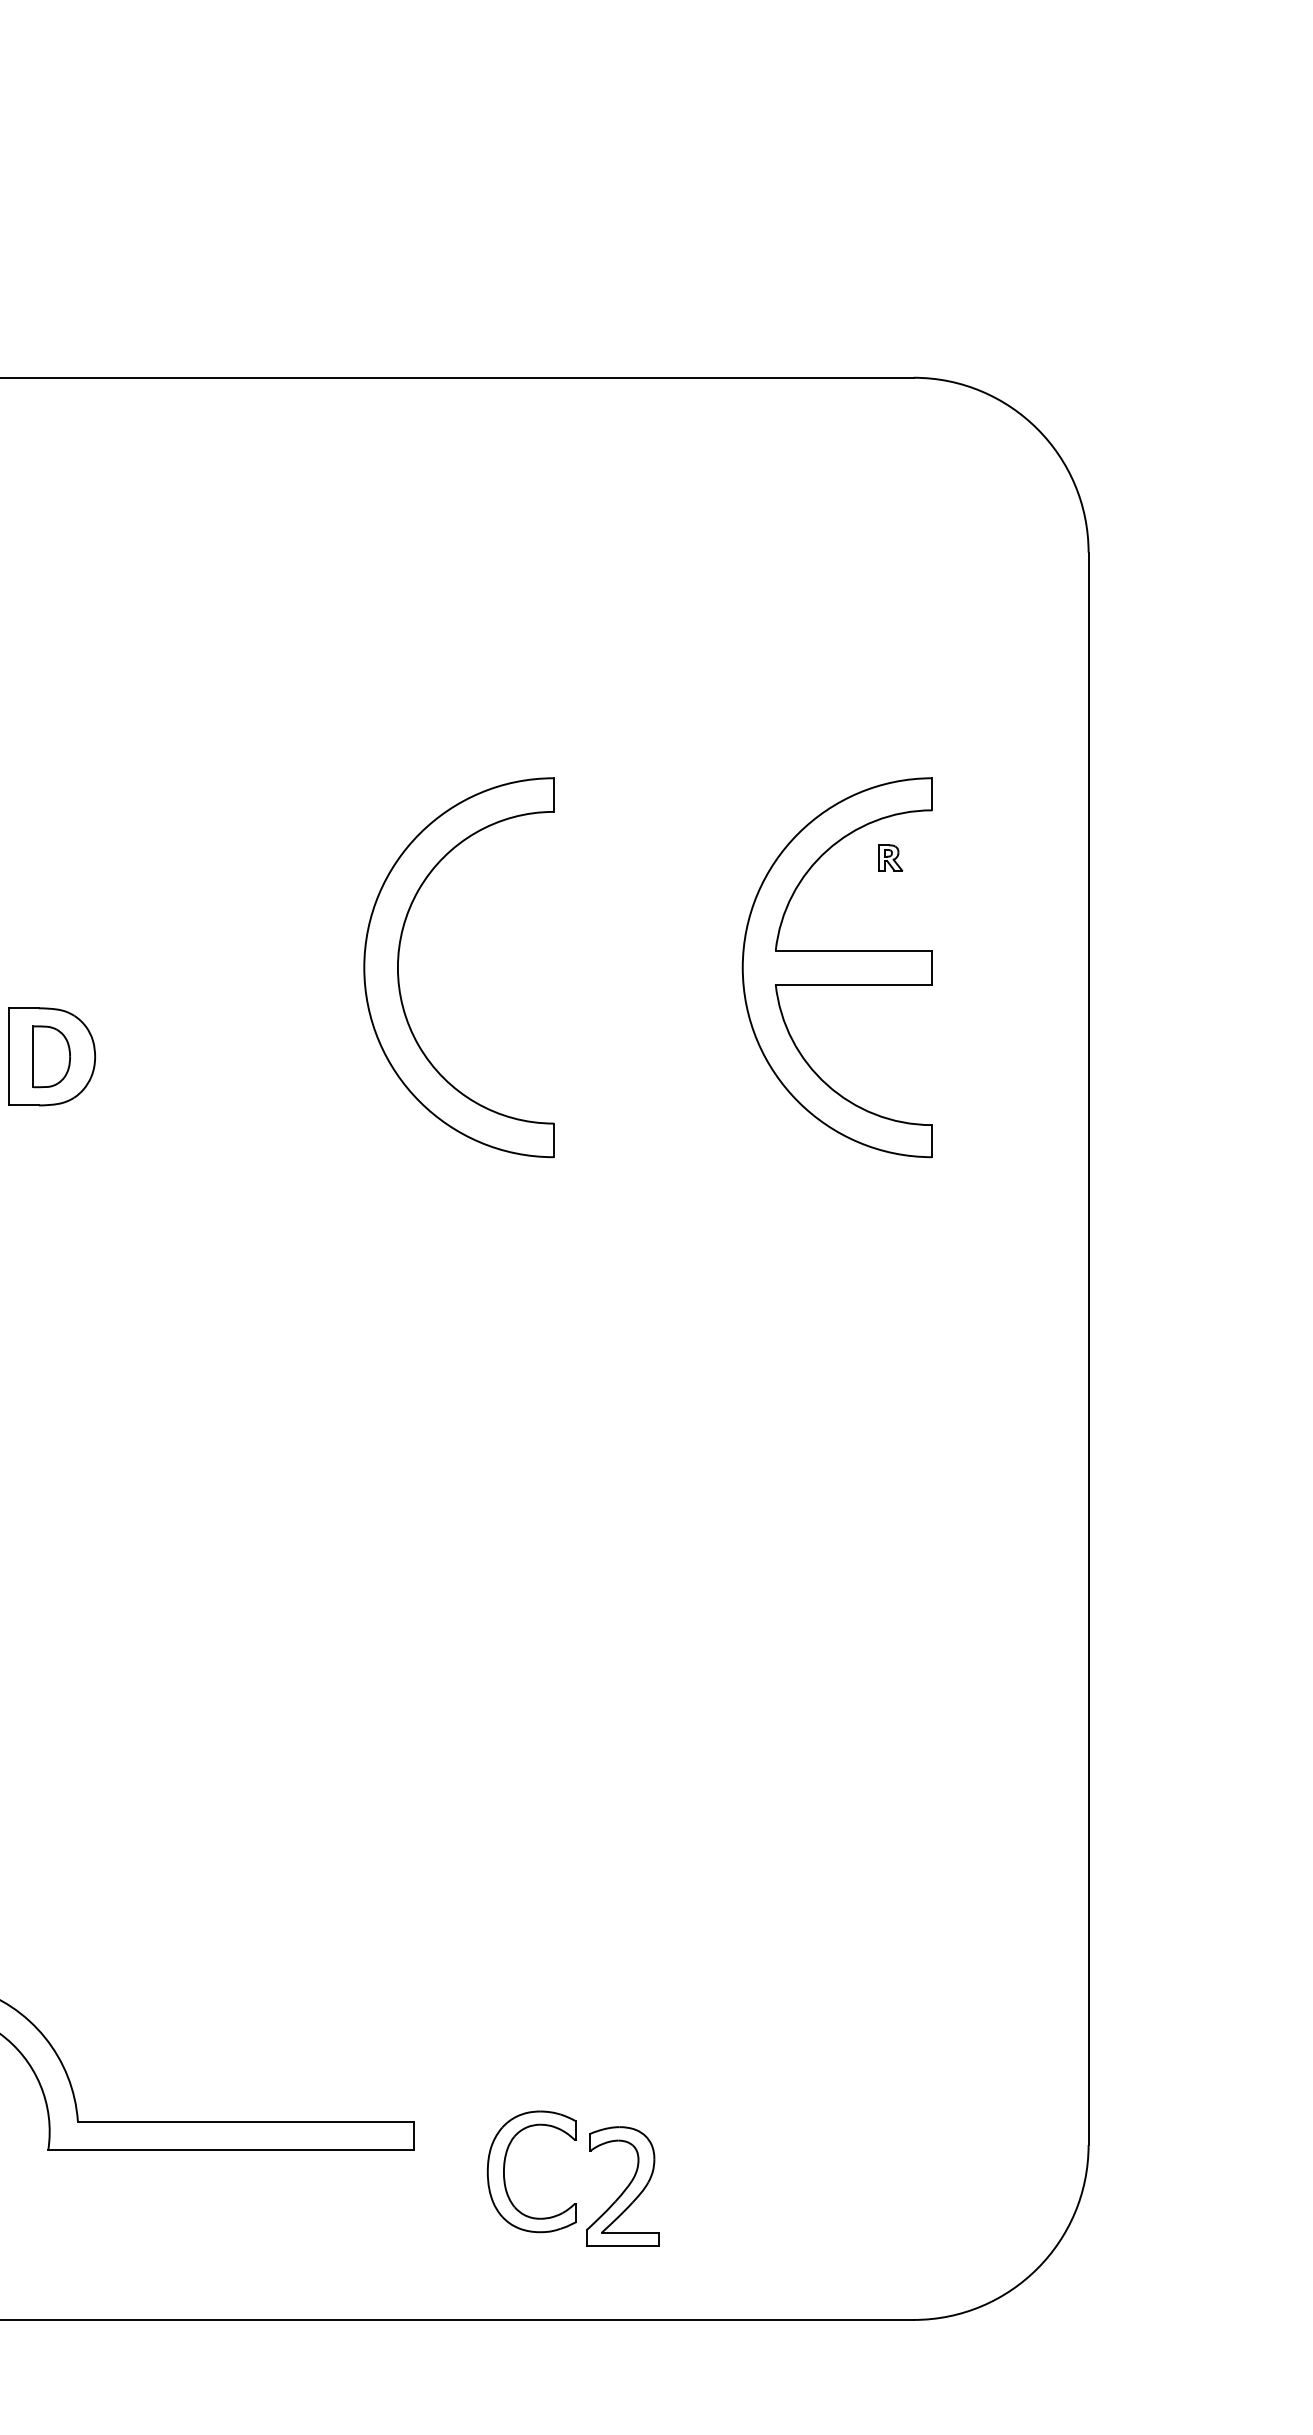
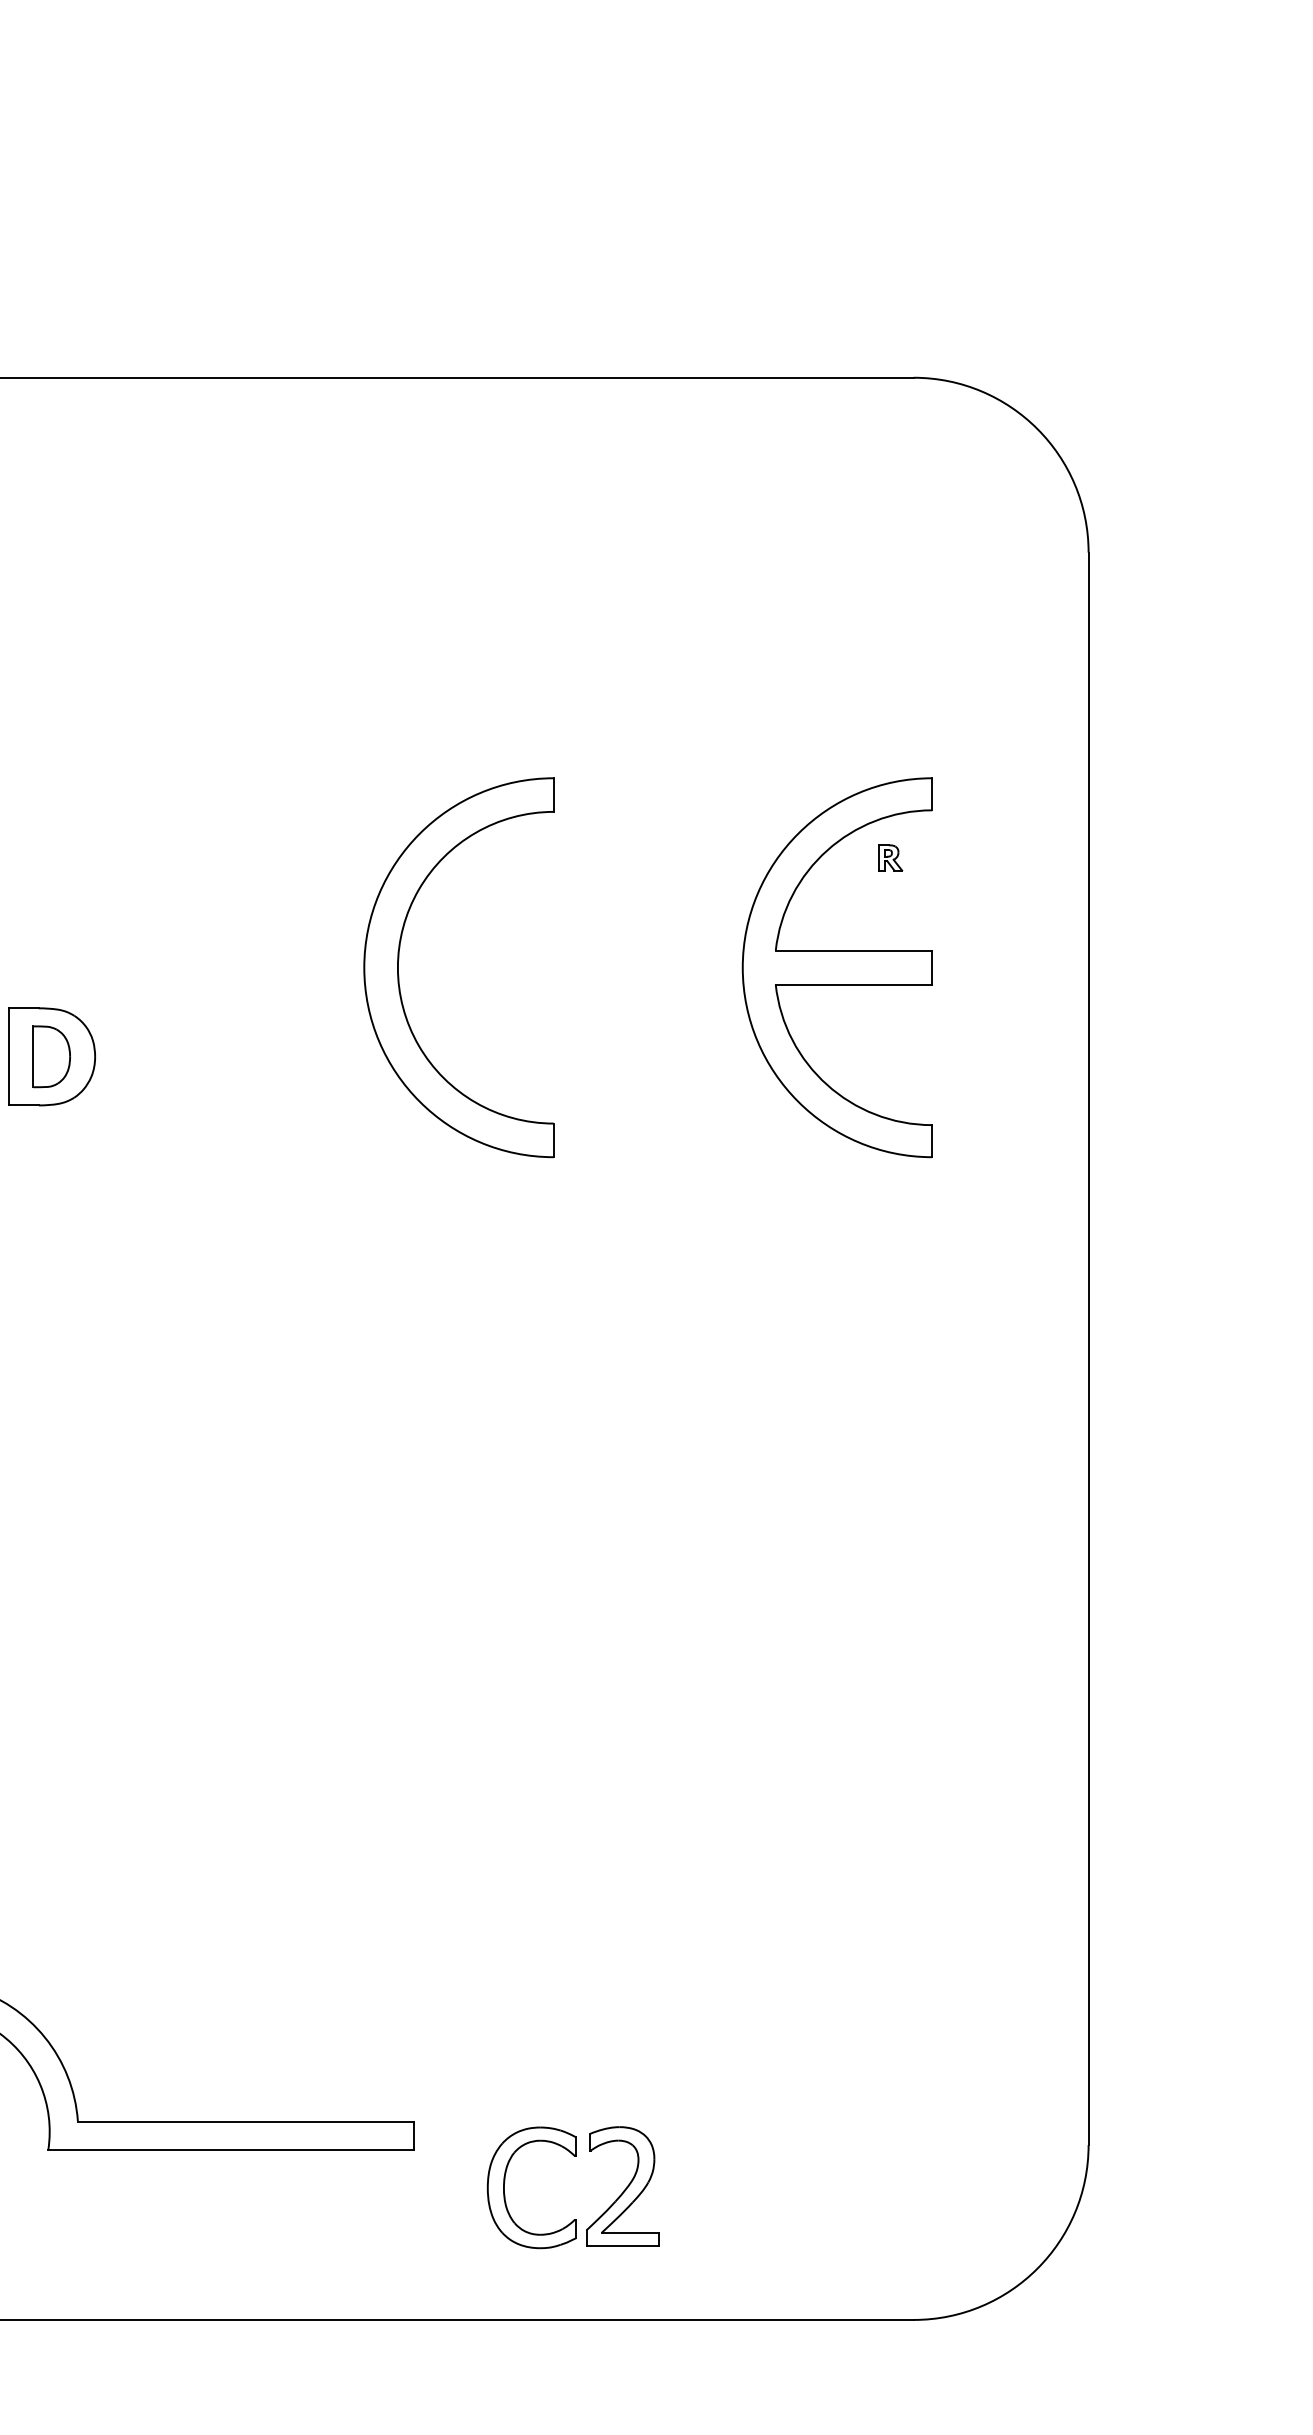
part position: (505, 2165) -> (505, 2181) (505, 2181)
